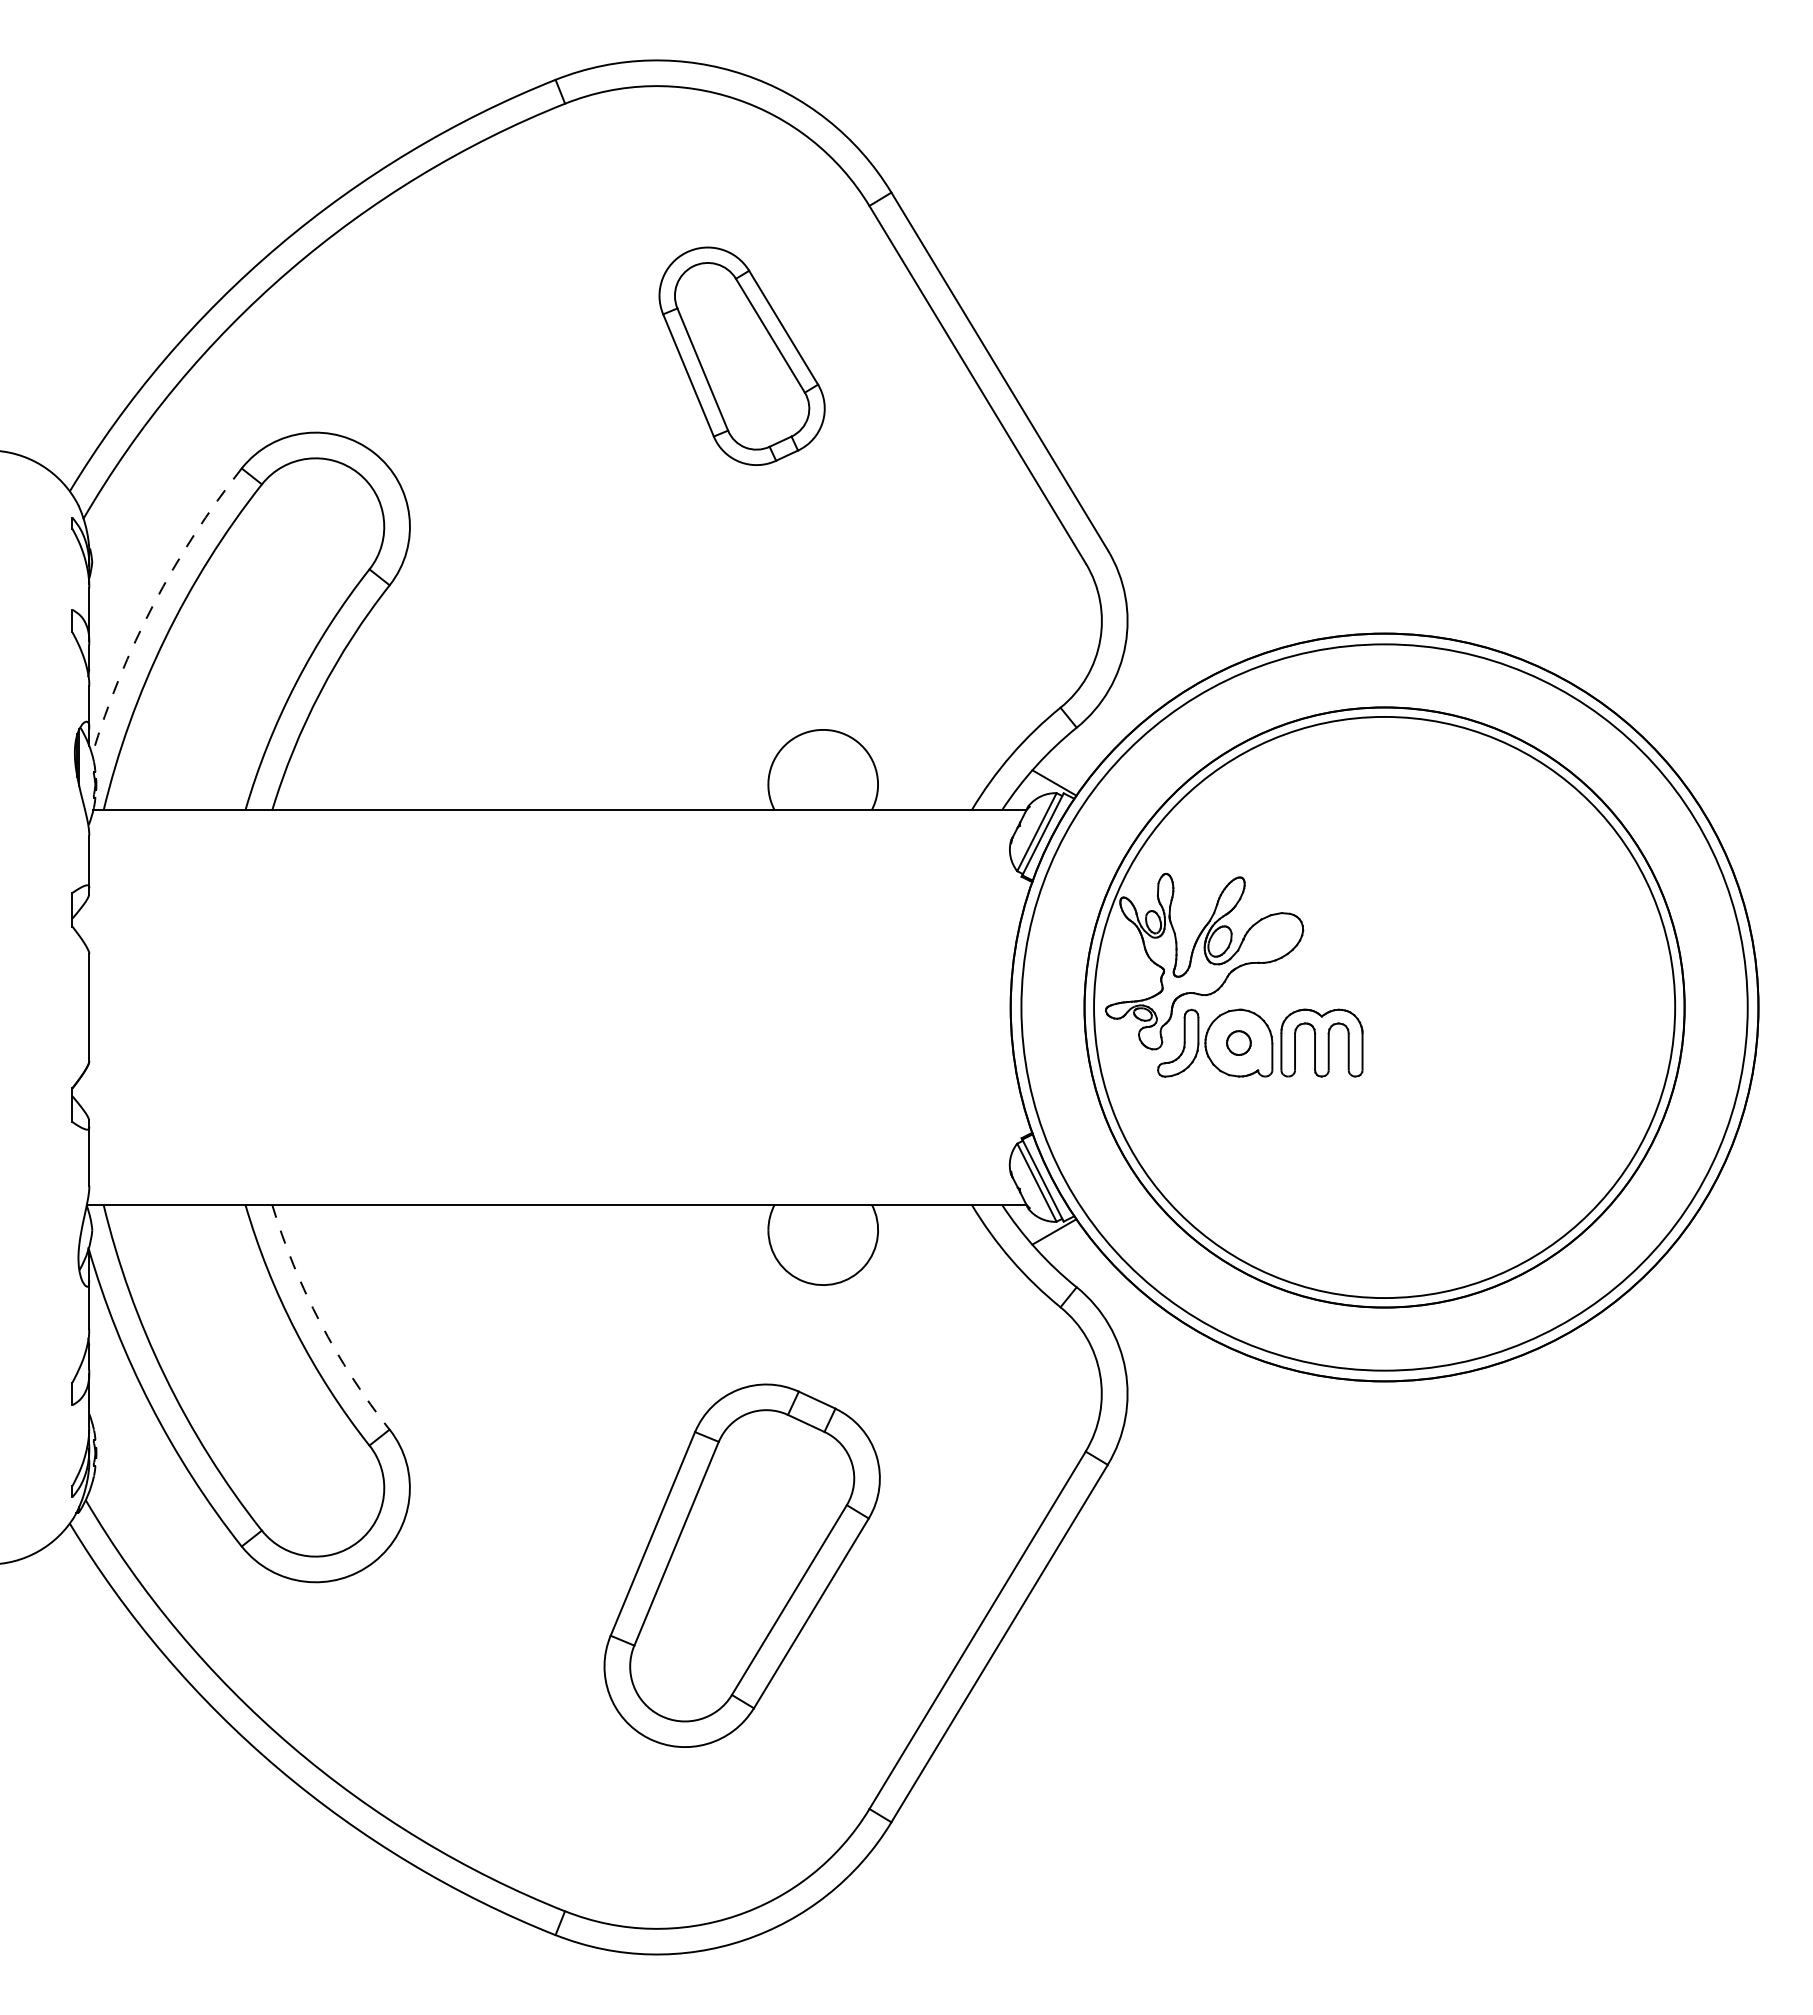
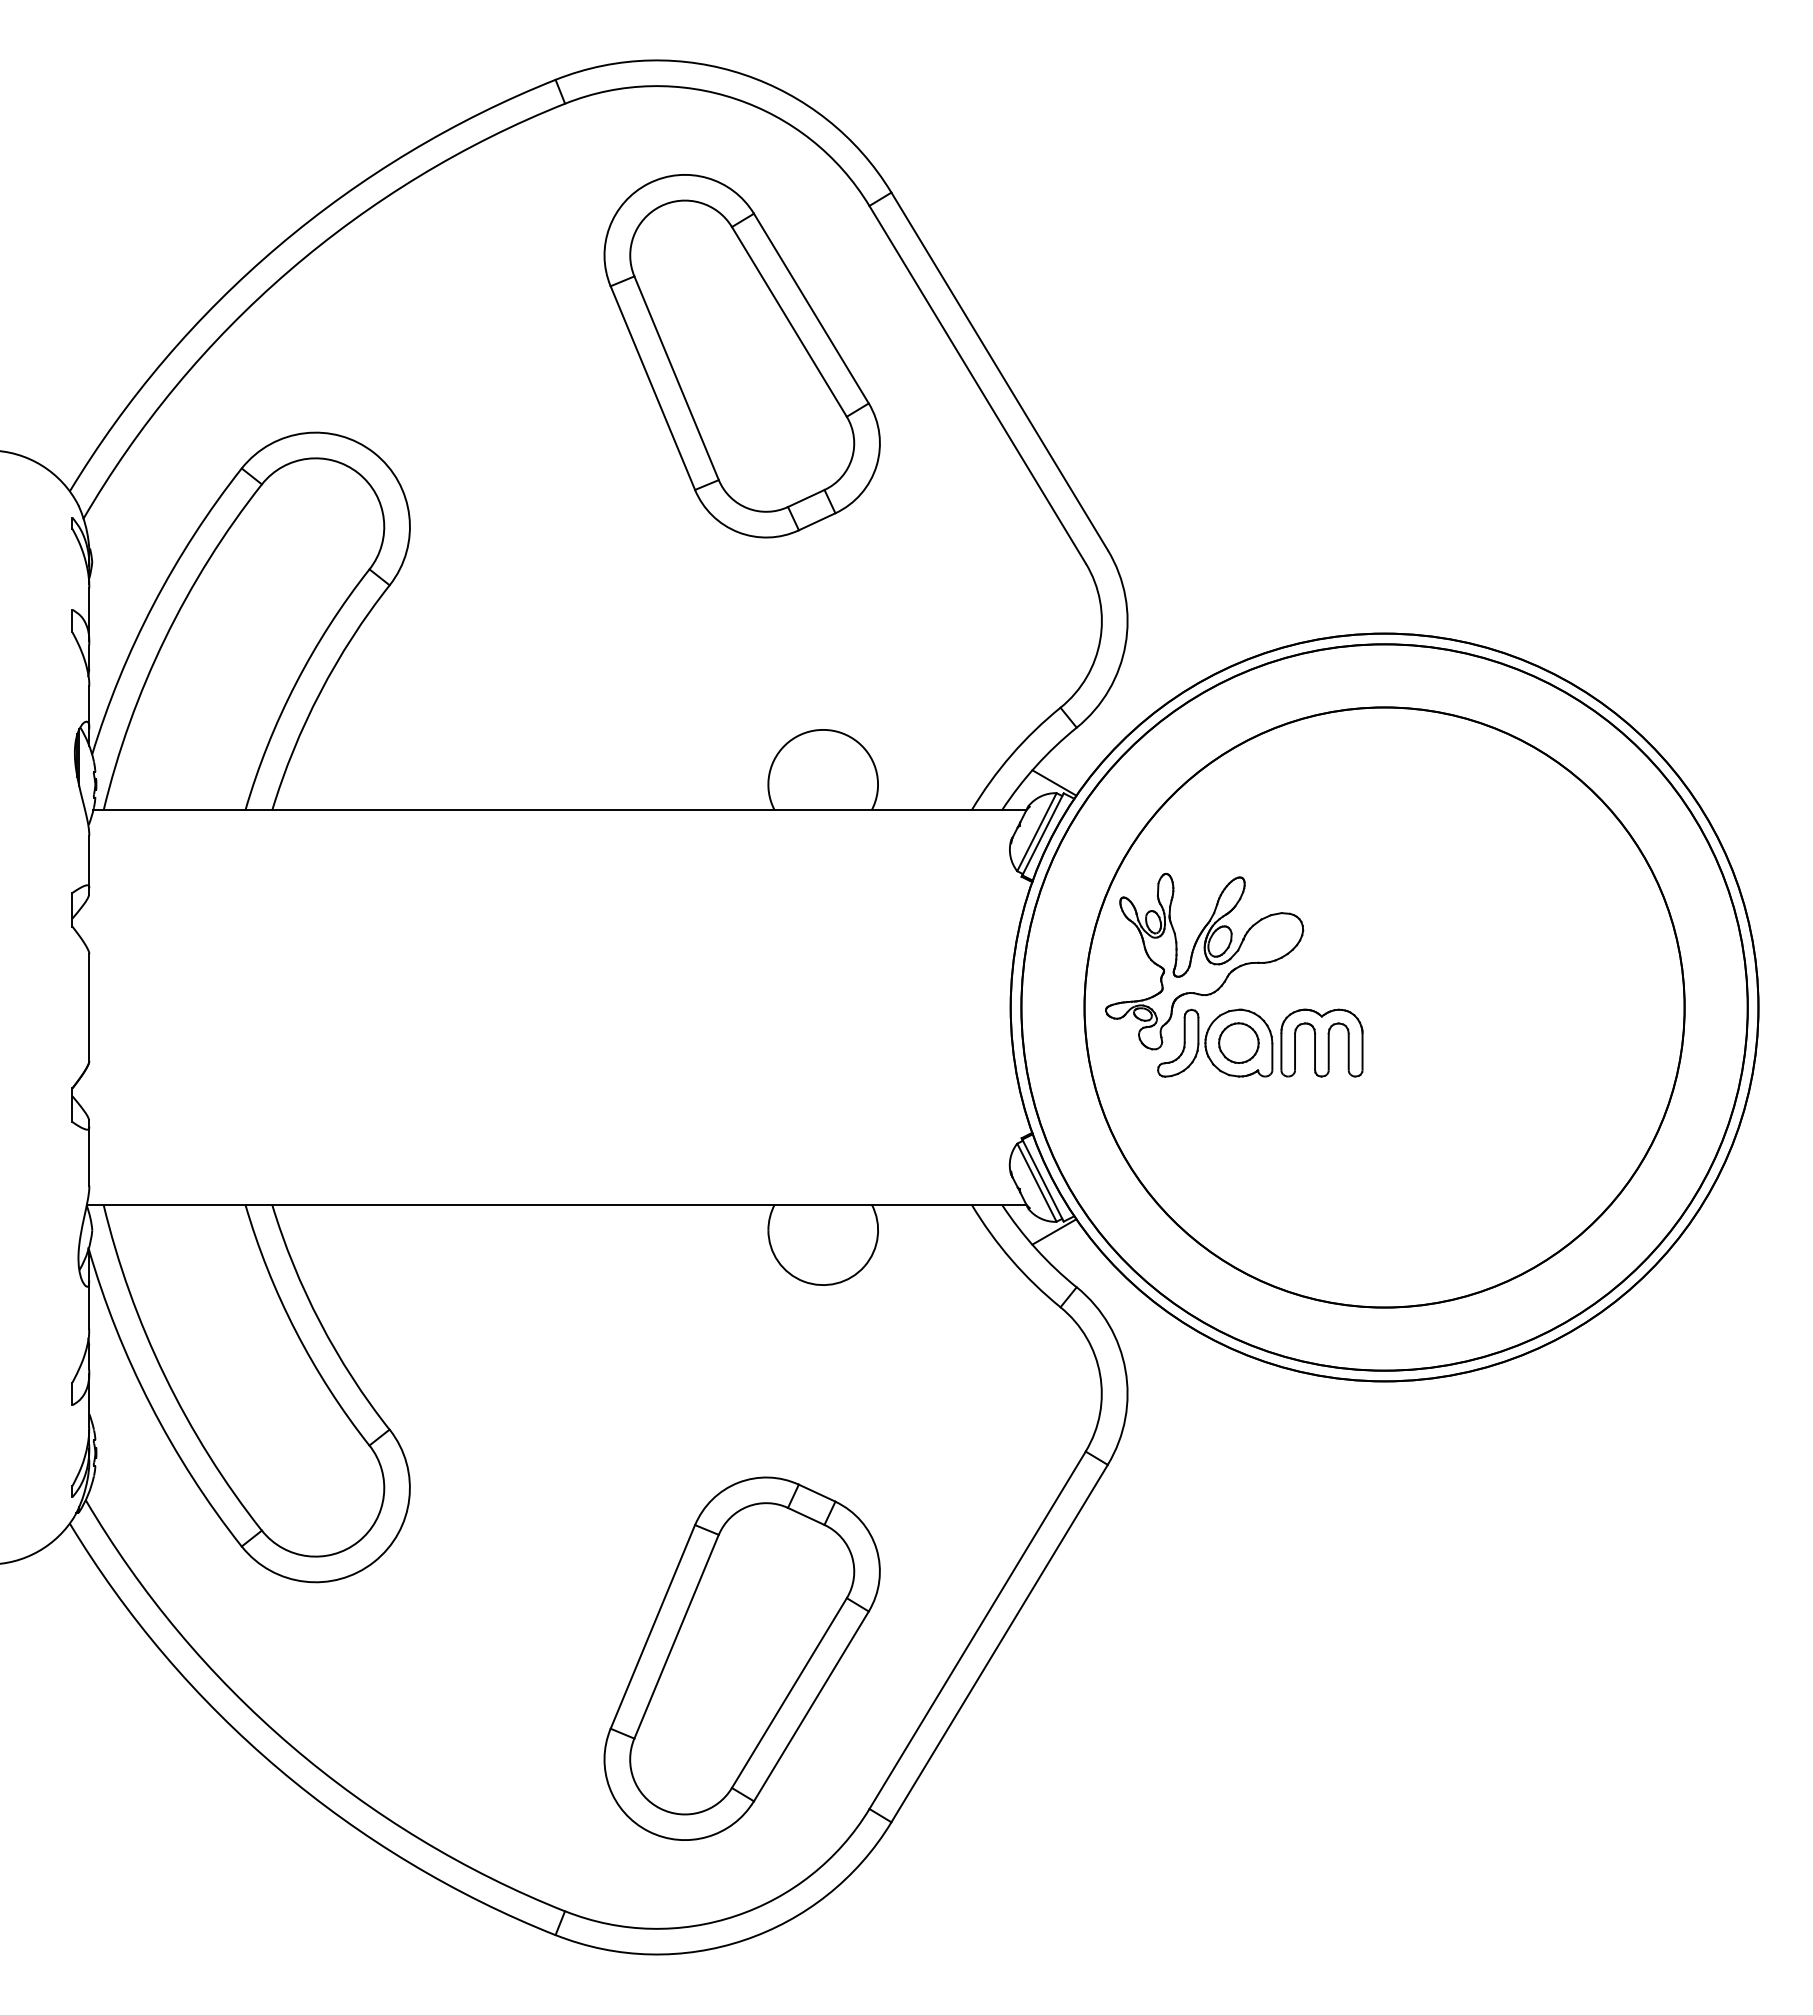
part size: 168x220 px -> 278x365 px (741, 356)
arc: dashed -> solid (153, 604)
circle diameter: 581 px -> 726 px (1384, 1007)
part size: 26x26 px -> 42x42 px (1238, 1042)
arc: dashed -> solid (320, 1322)
part position: (741, 1565) -> (741, 1658) (741, 1658)
